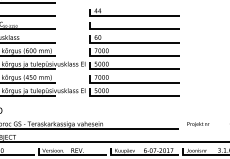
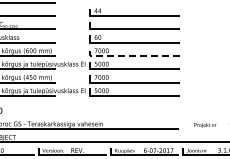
line: solid -> dashed (130, 56)
text position: (198, 124) -> (205, 125) (205, 125)
